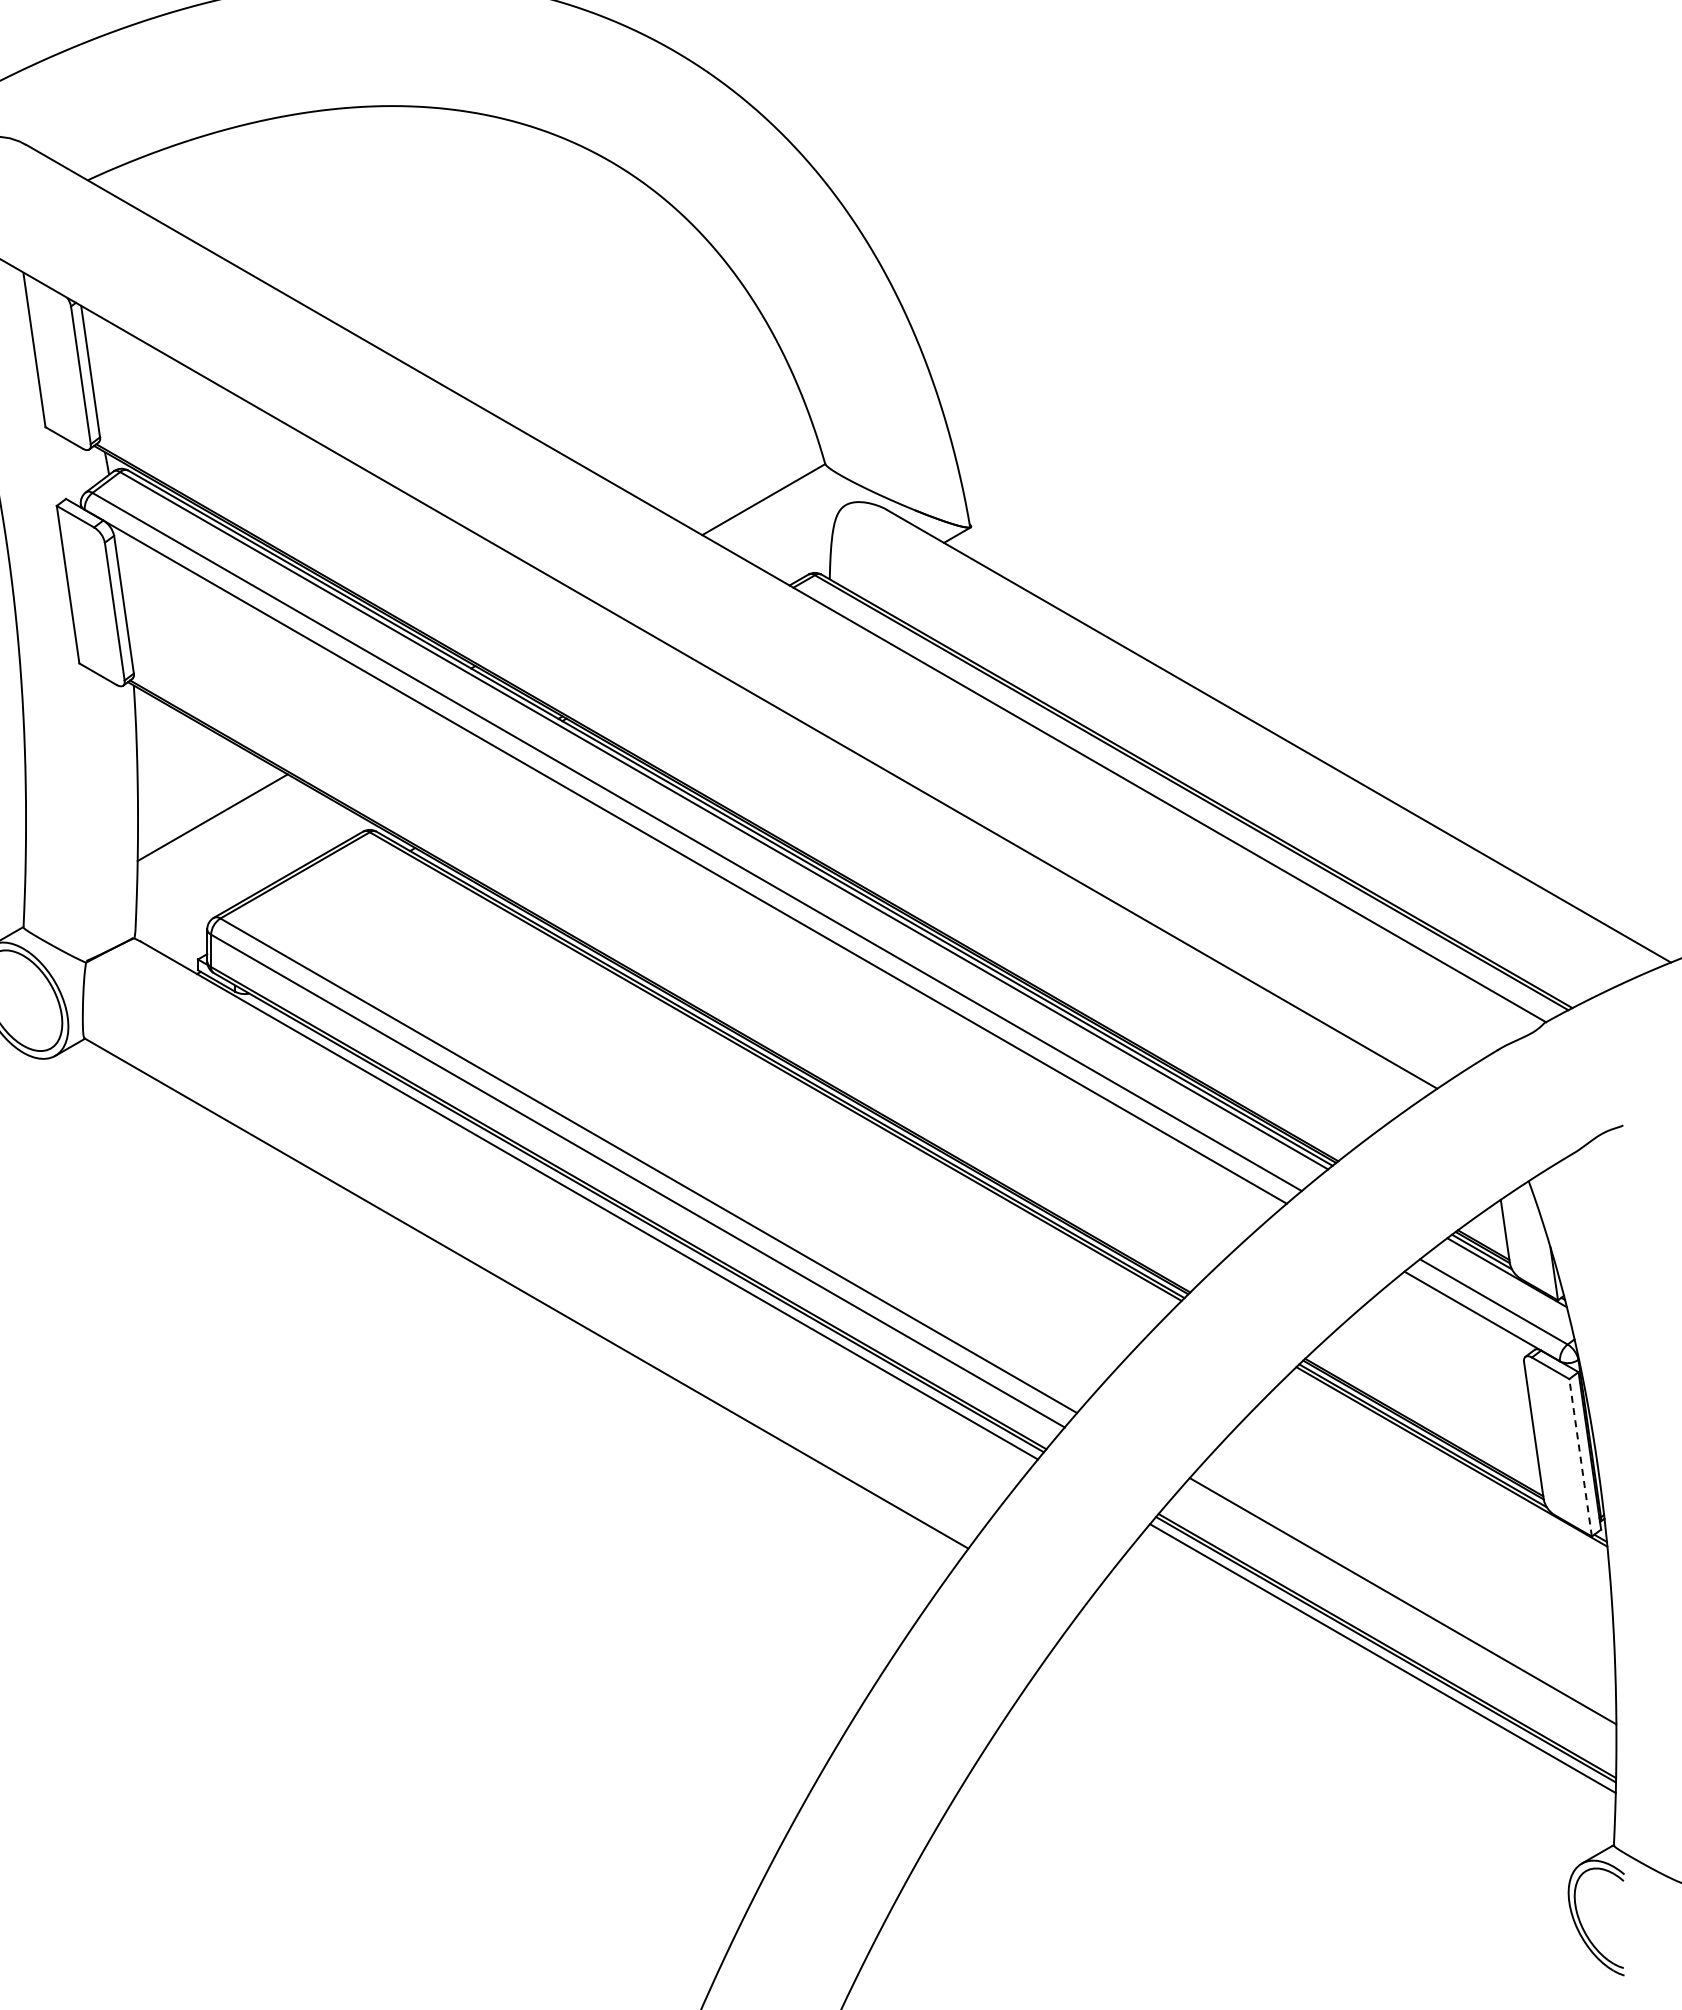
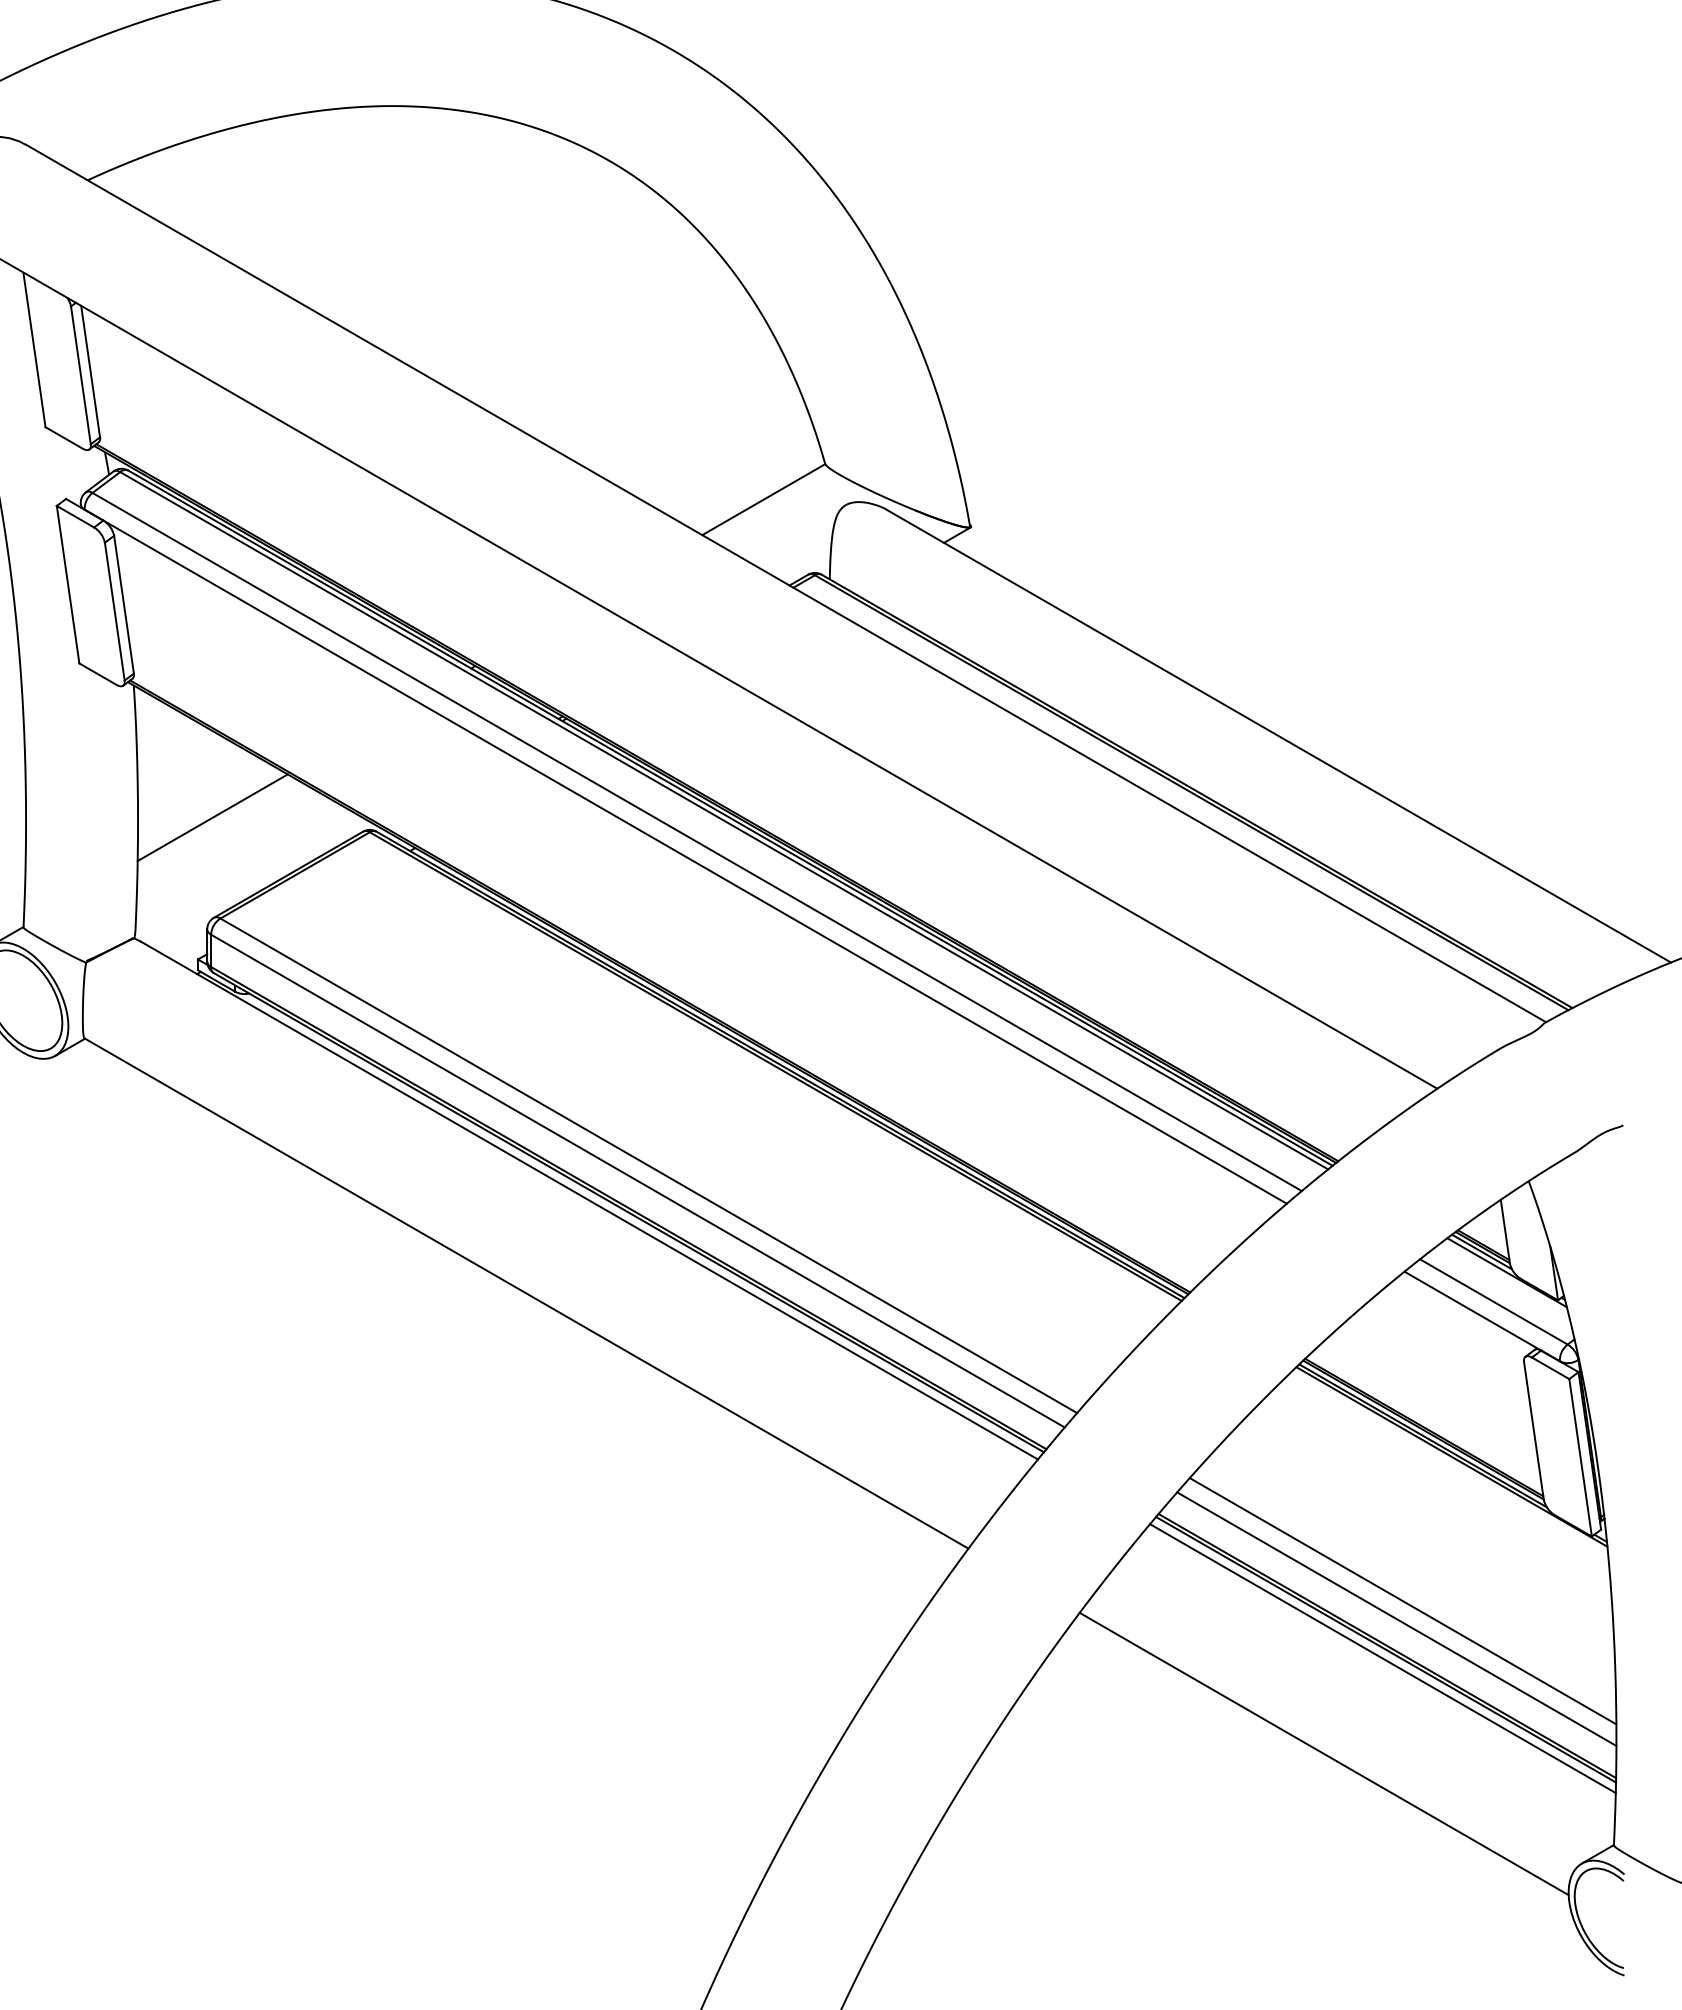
line: dashed -> solid (1580, 1457)
line: none -> present (1396, 1618)
line: none -> present (1323, 1753)
